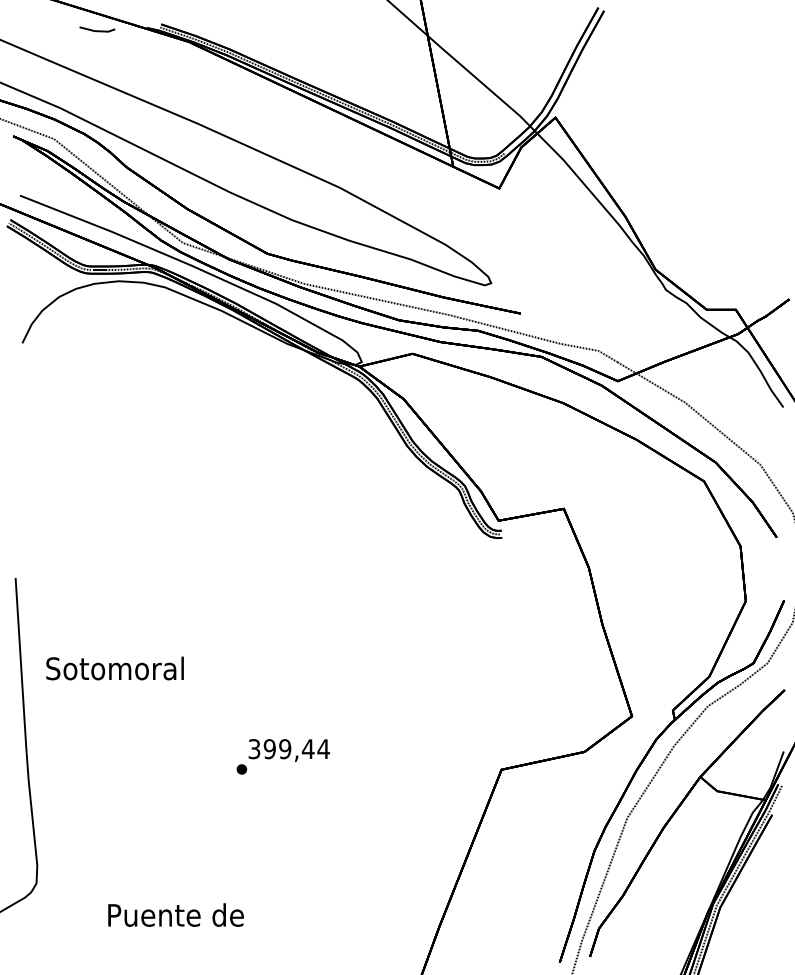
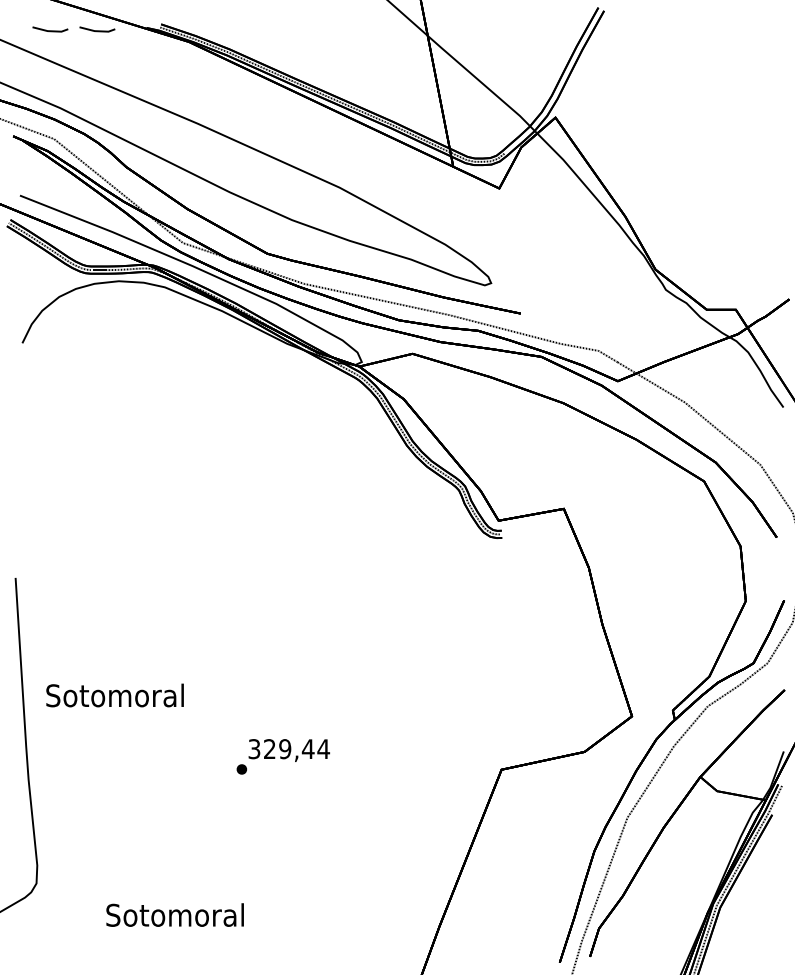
line: none -> present (50, 30)
text position: (114, 668) -> (114, 695) (114, 695)
text: 399,44 -> 329,44 (269, 749)
text: Puente de -> Sotomoral (174, 914)
